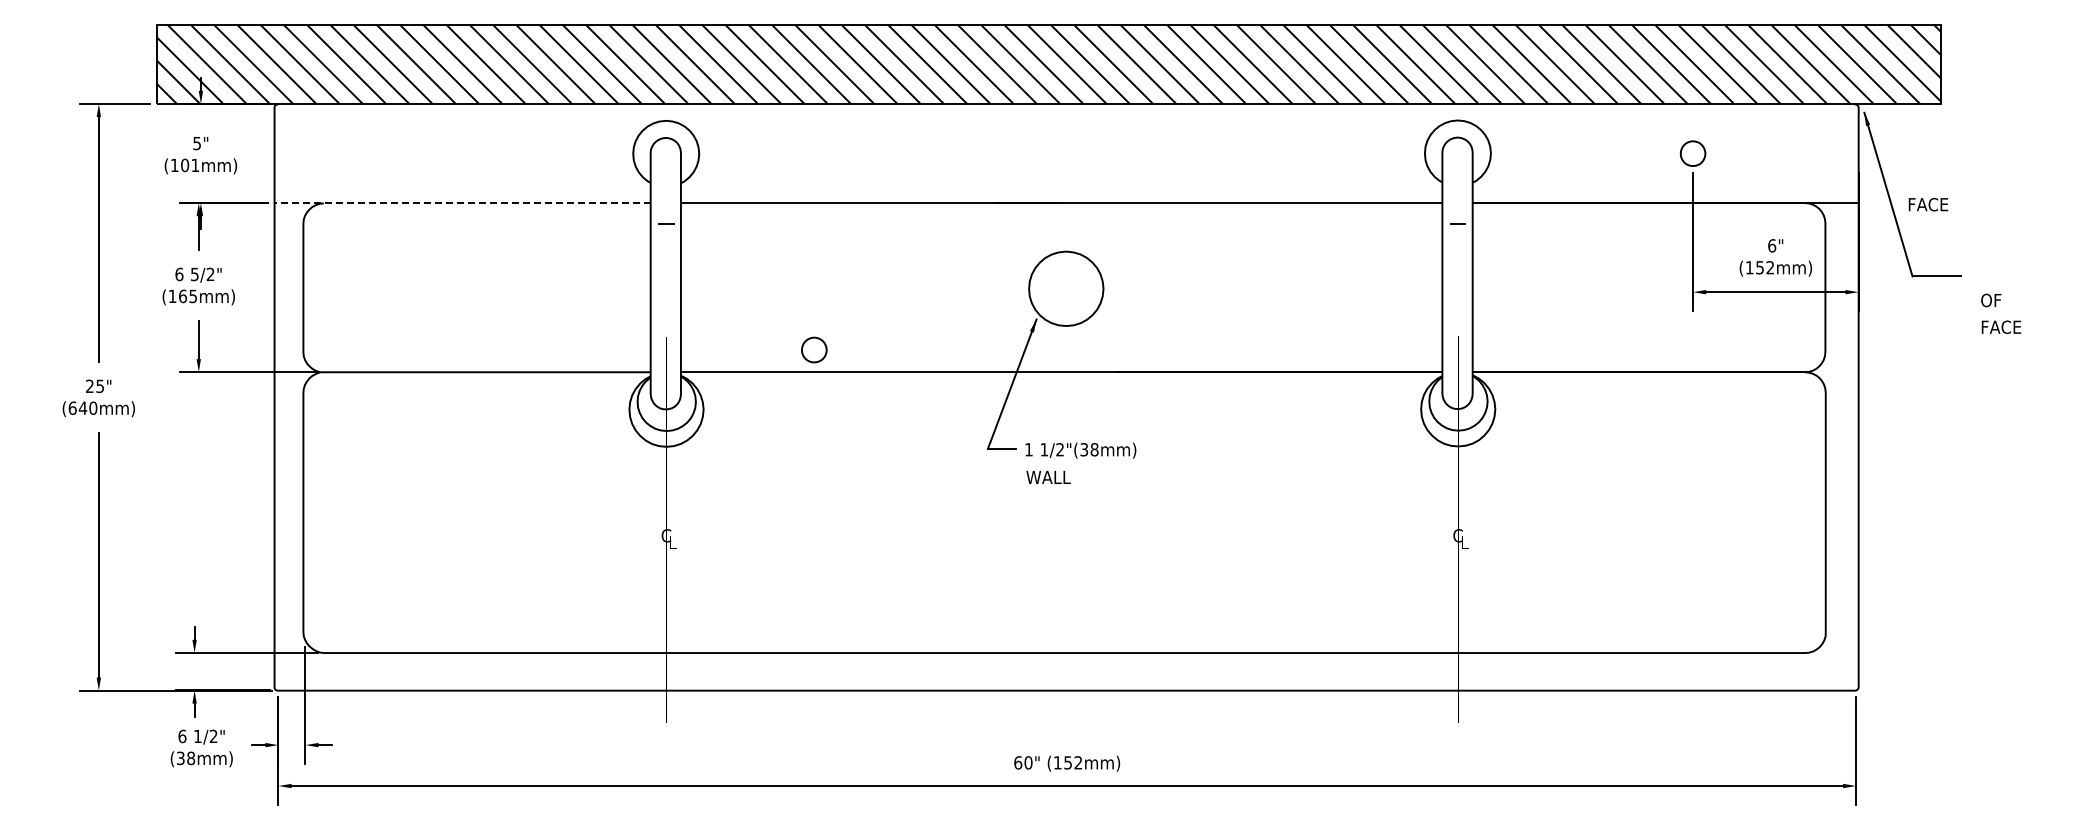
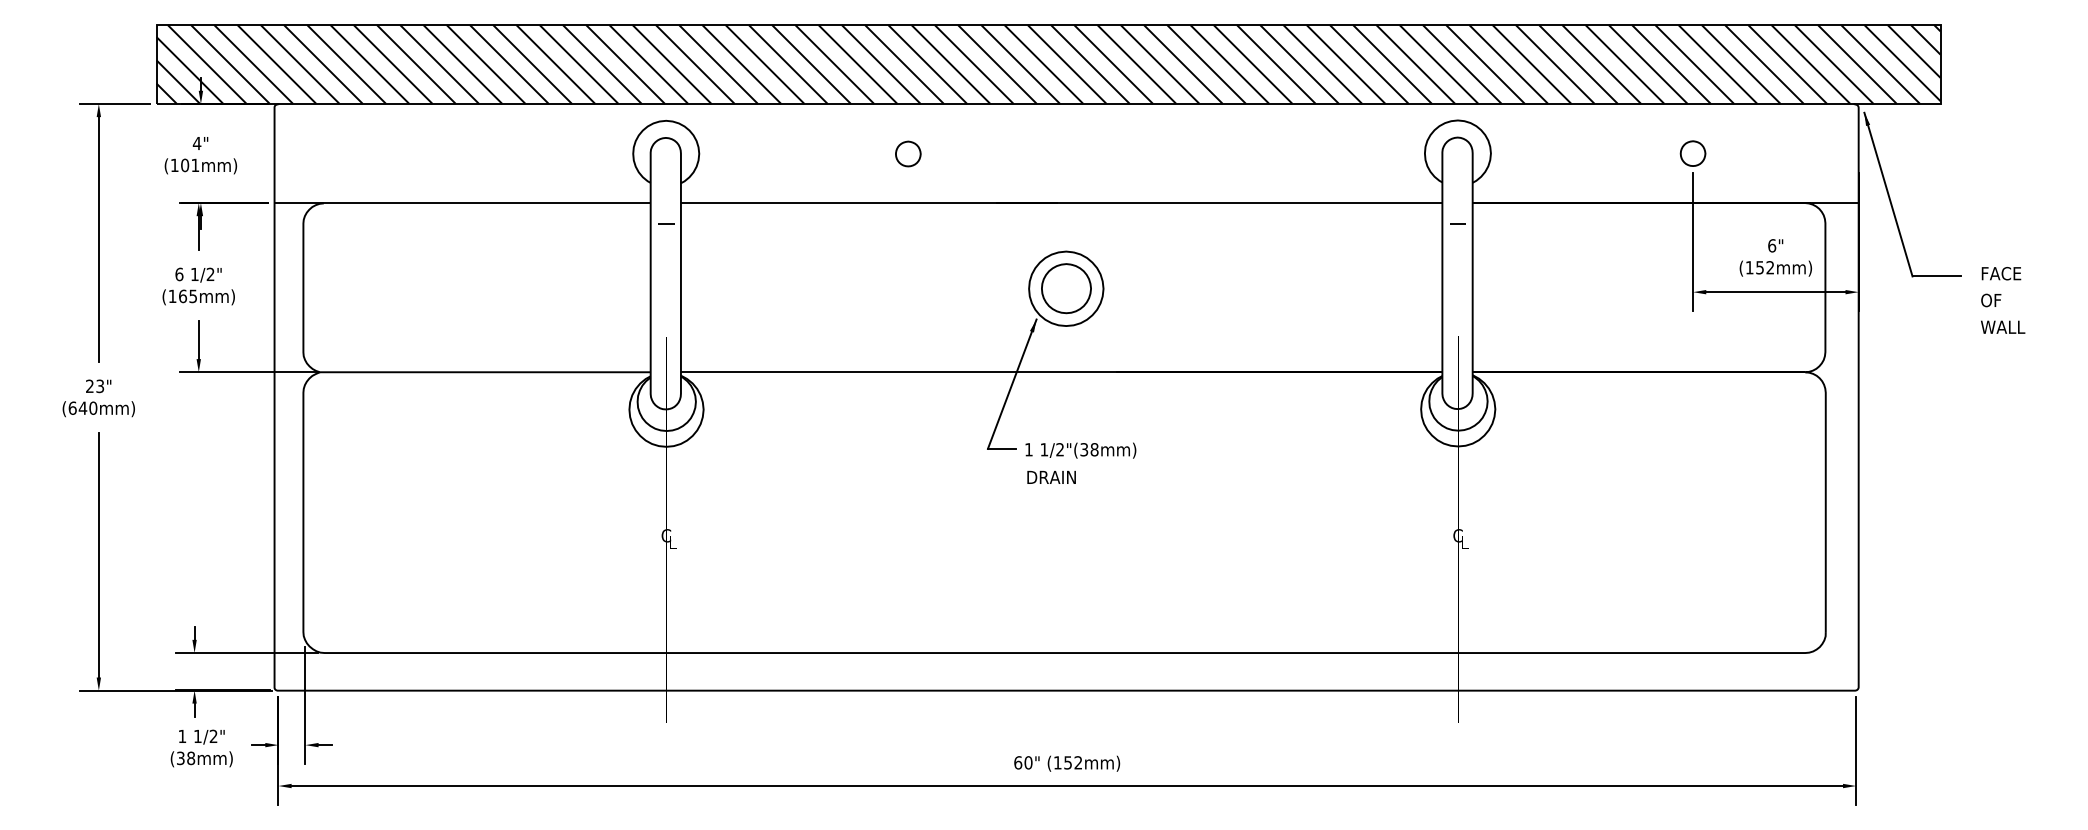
text: 5" -> 4" (196, 143)
line: dashed -> solid (462, 203)
text position: (1928, 204) -> (2001, 273) (2001, 273)
text: 5/2" -> 1/2" (194, 274)
part: none -> present (1066, 288)
text: FACE -> WALL (2003, 327)
part position: (814, 349) -> (908, 153) (908, 153)
text: 25" -> 23" (100, 385)
text: WALL -> DRAIN (1050, 476)
text: 6 -> 1 (182, 736)
